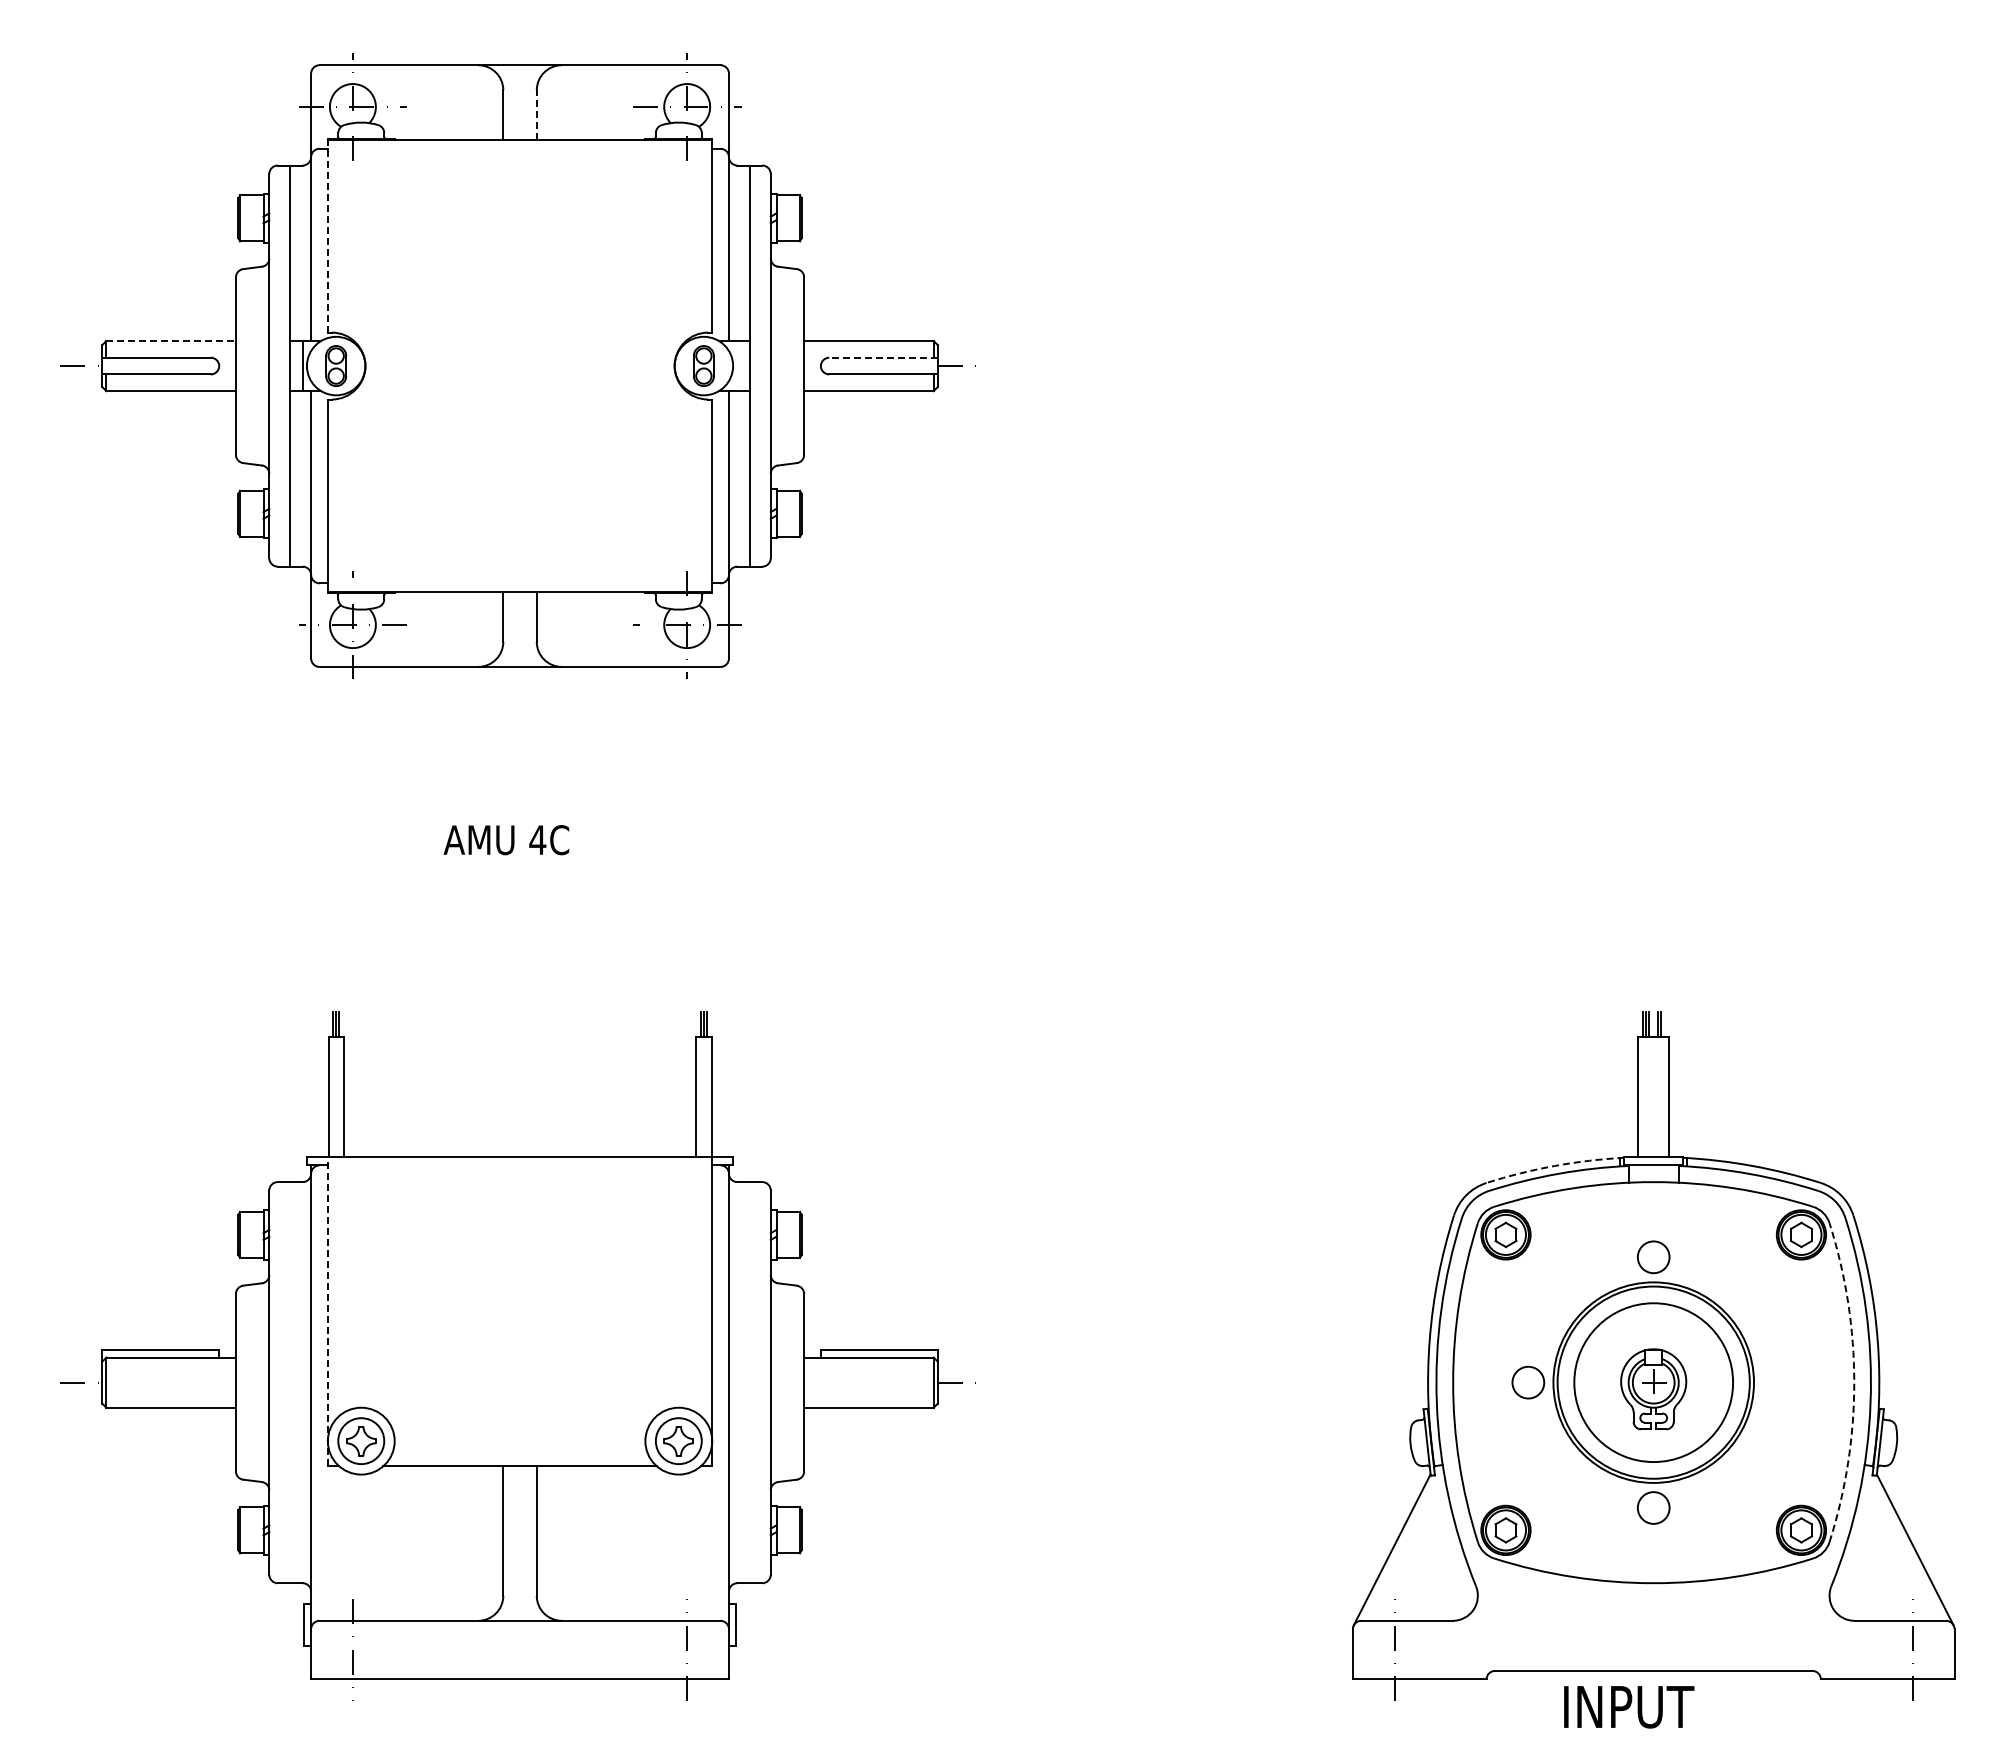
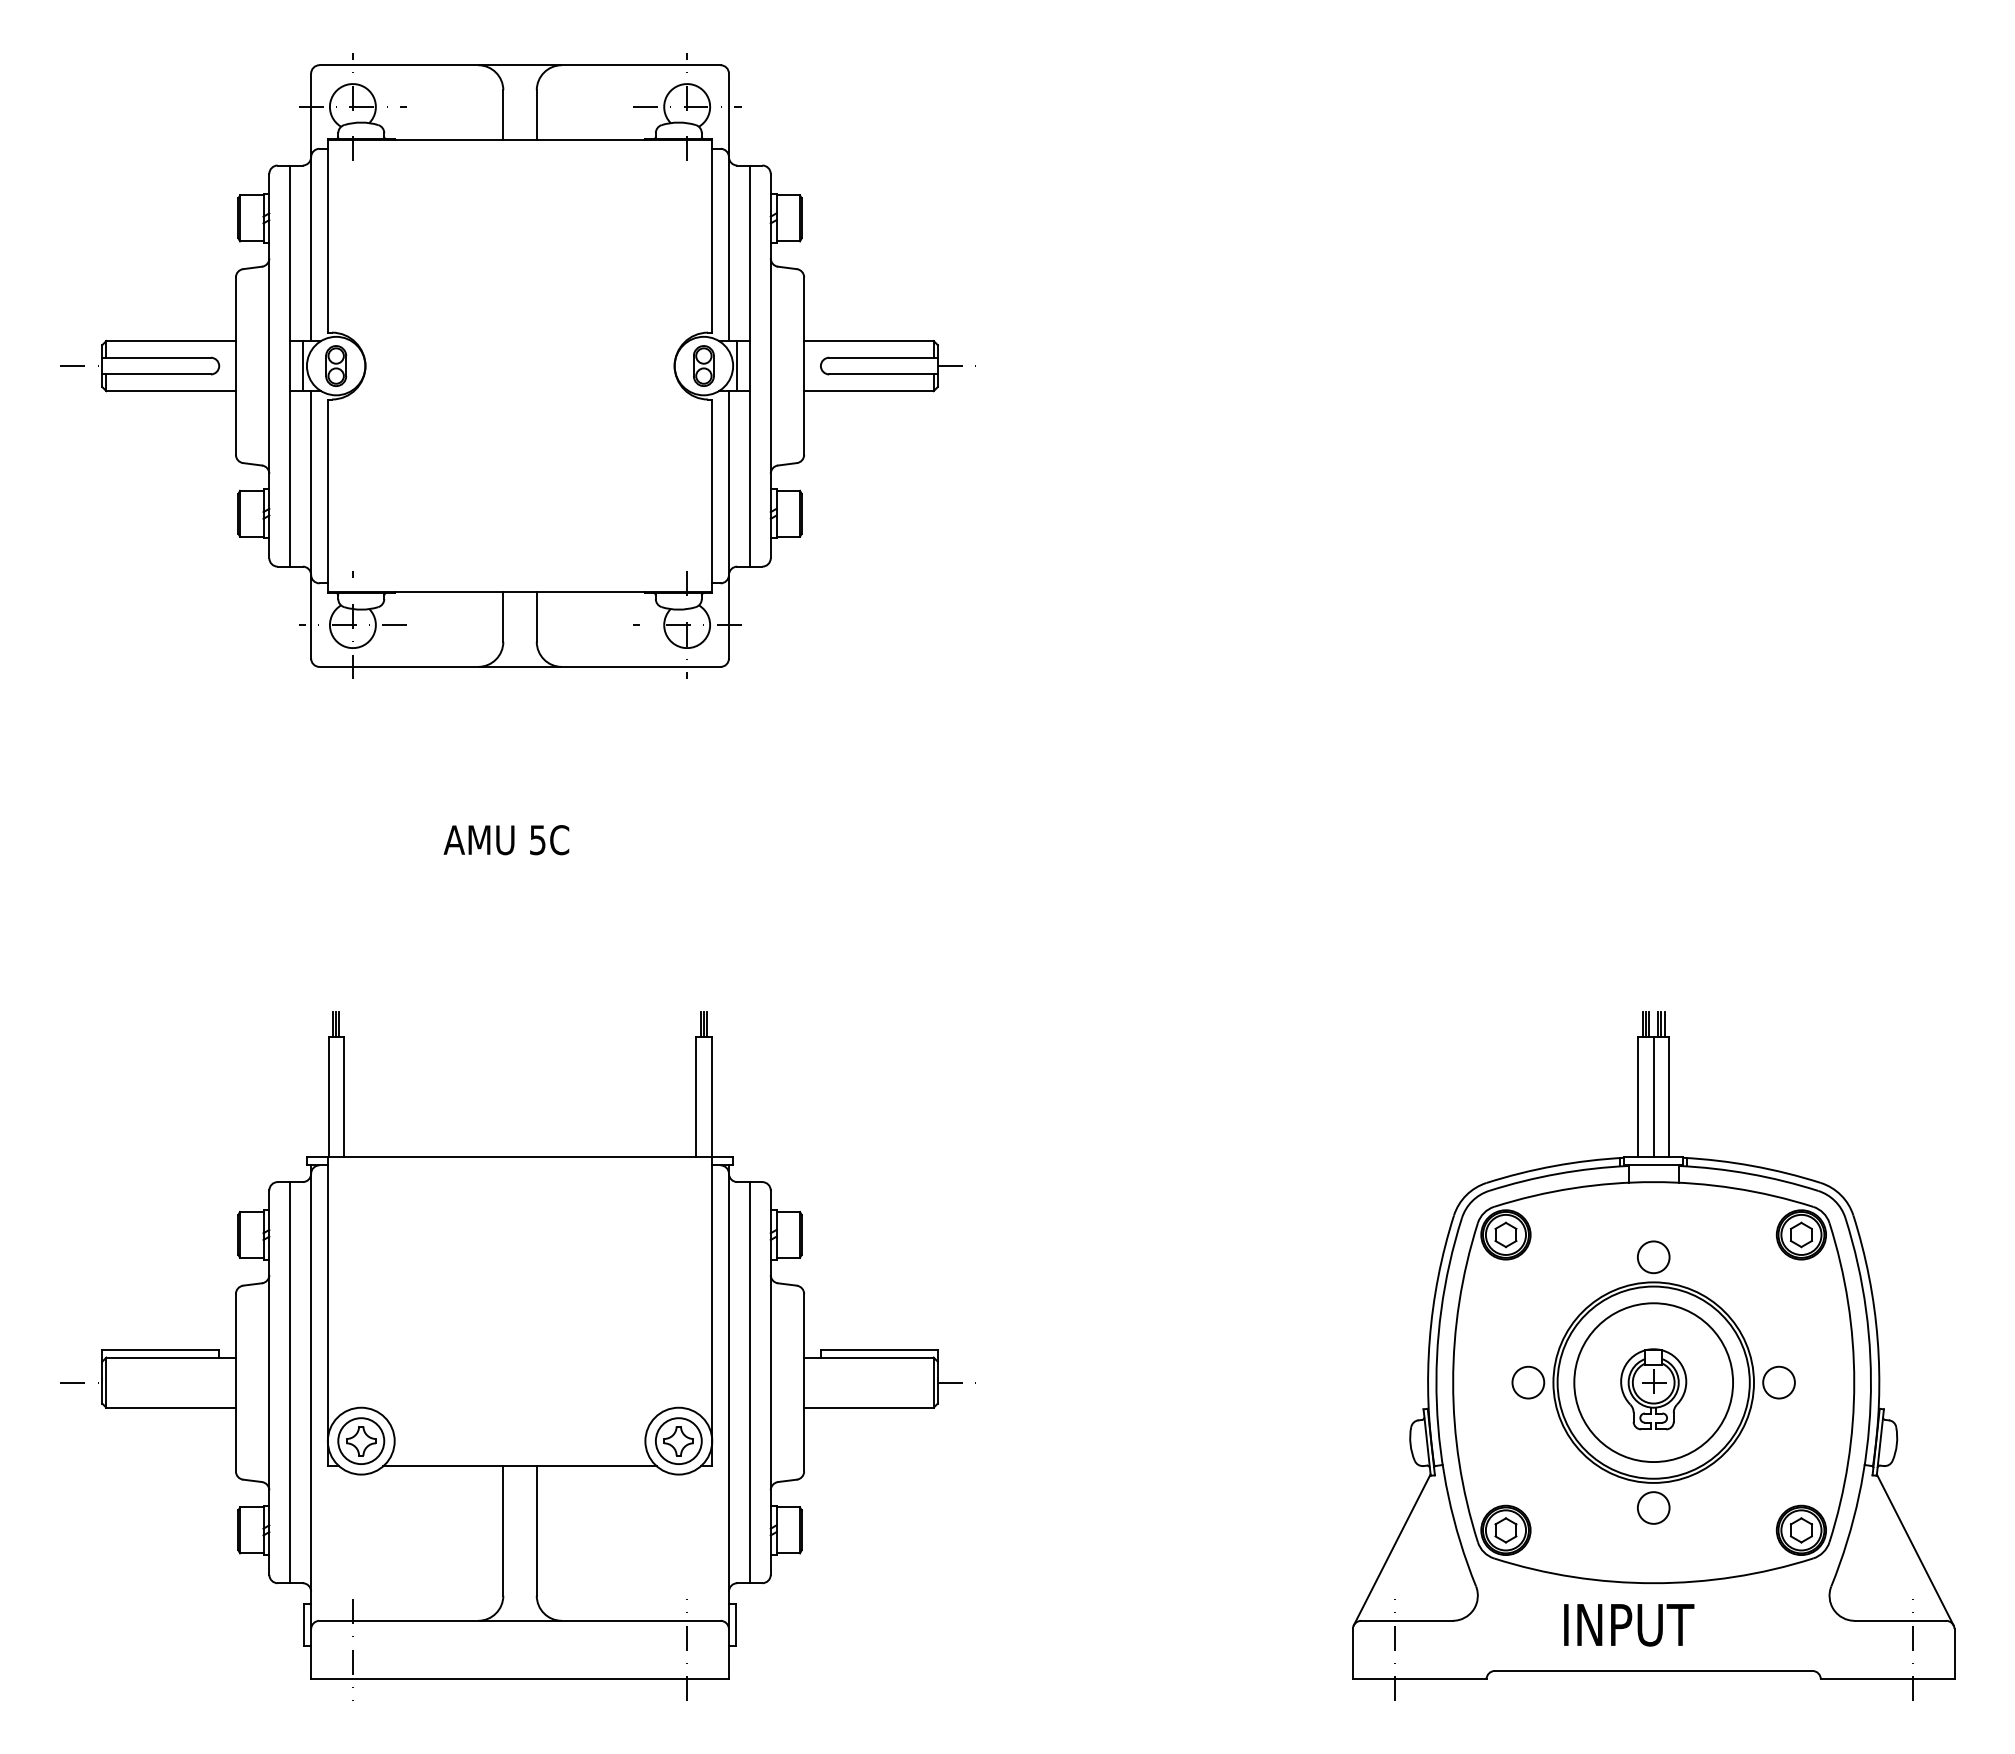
line: dashed -> solid (536, 114)
line: dashed -> solid (327, 235)
line: dashed -> solid (171, 341)
line: dashed -> solid (883, 357)
line: none -> present (737, 366)
text: 4C -> 5C (537, 840)
line: none -> present (1664, 1023)
line: none -> present (1653, 1096)
arc: dashed -> solid (1554, 1165)
line: dashed -> solid (327, 1311)
line: none -> present (290, 1382)
line: none -> present (749, 1382)
circle: none -> present (1778, 1382)
arc: dashed -> solid (1854, 1382)
text position: (1629, 1707) -> (1629, 1625) (1629, 1625)
